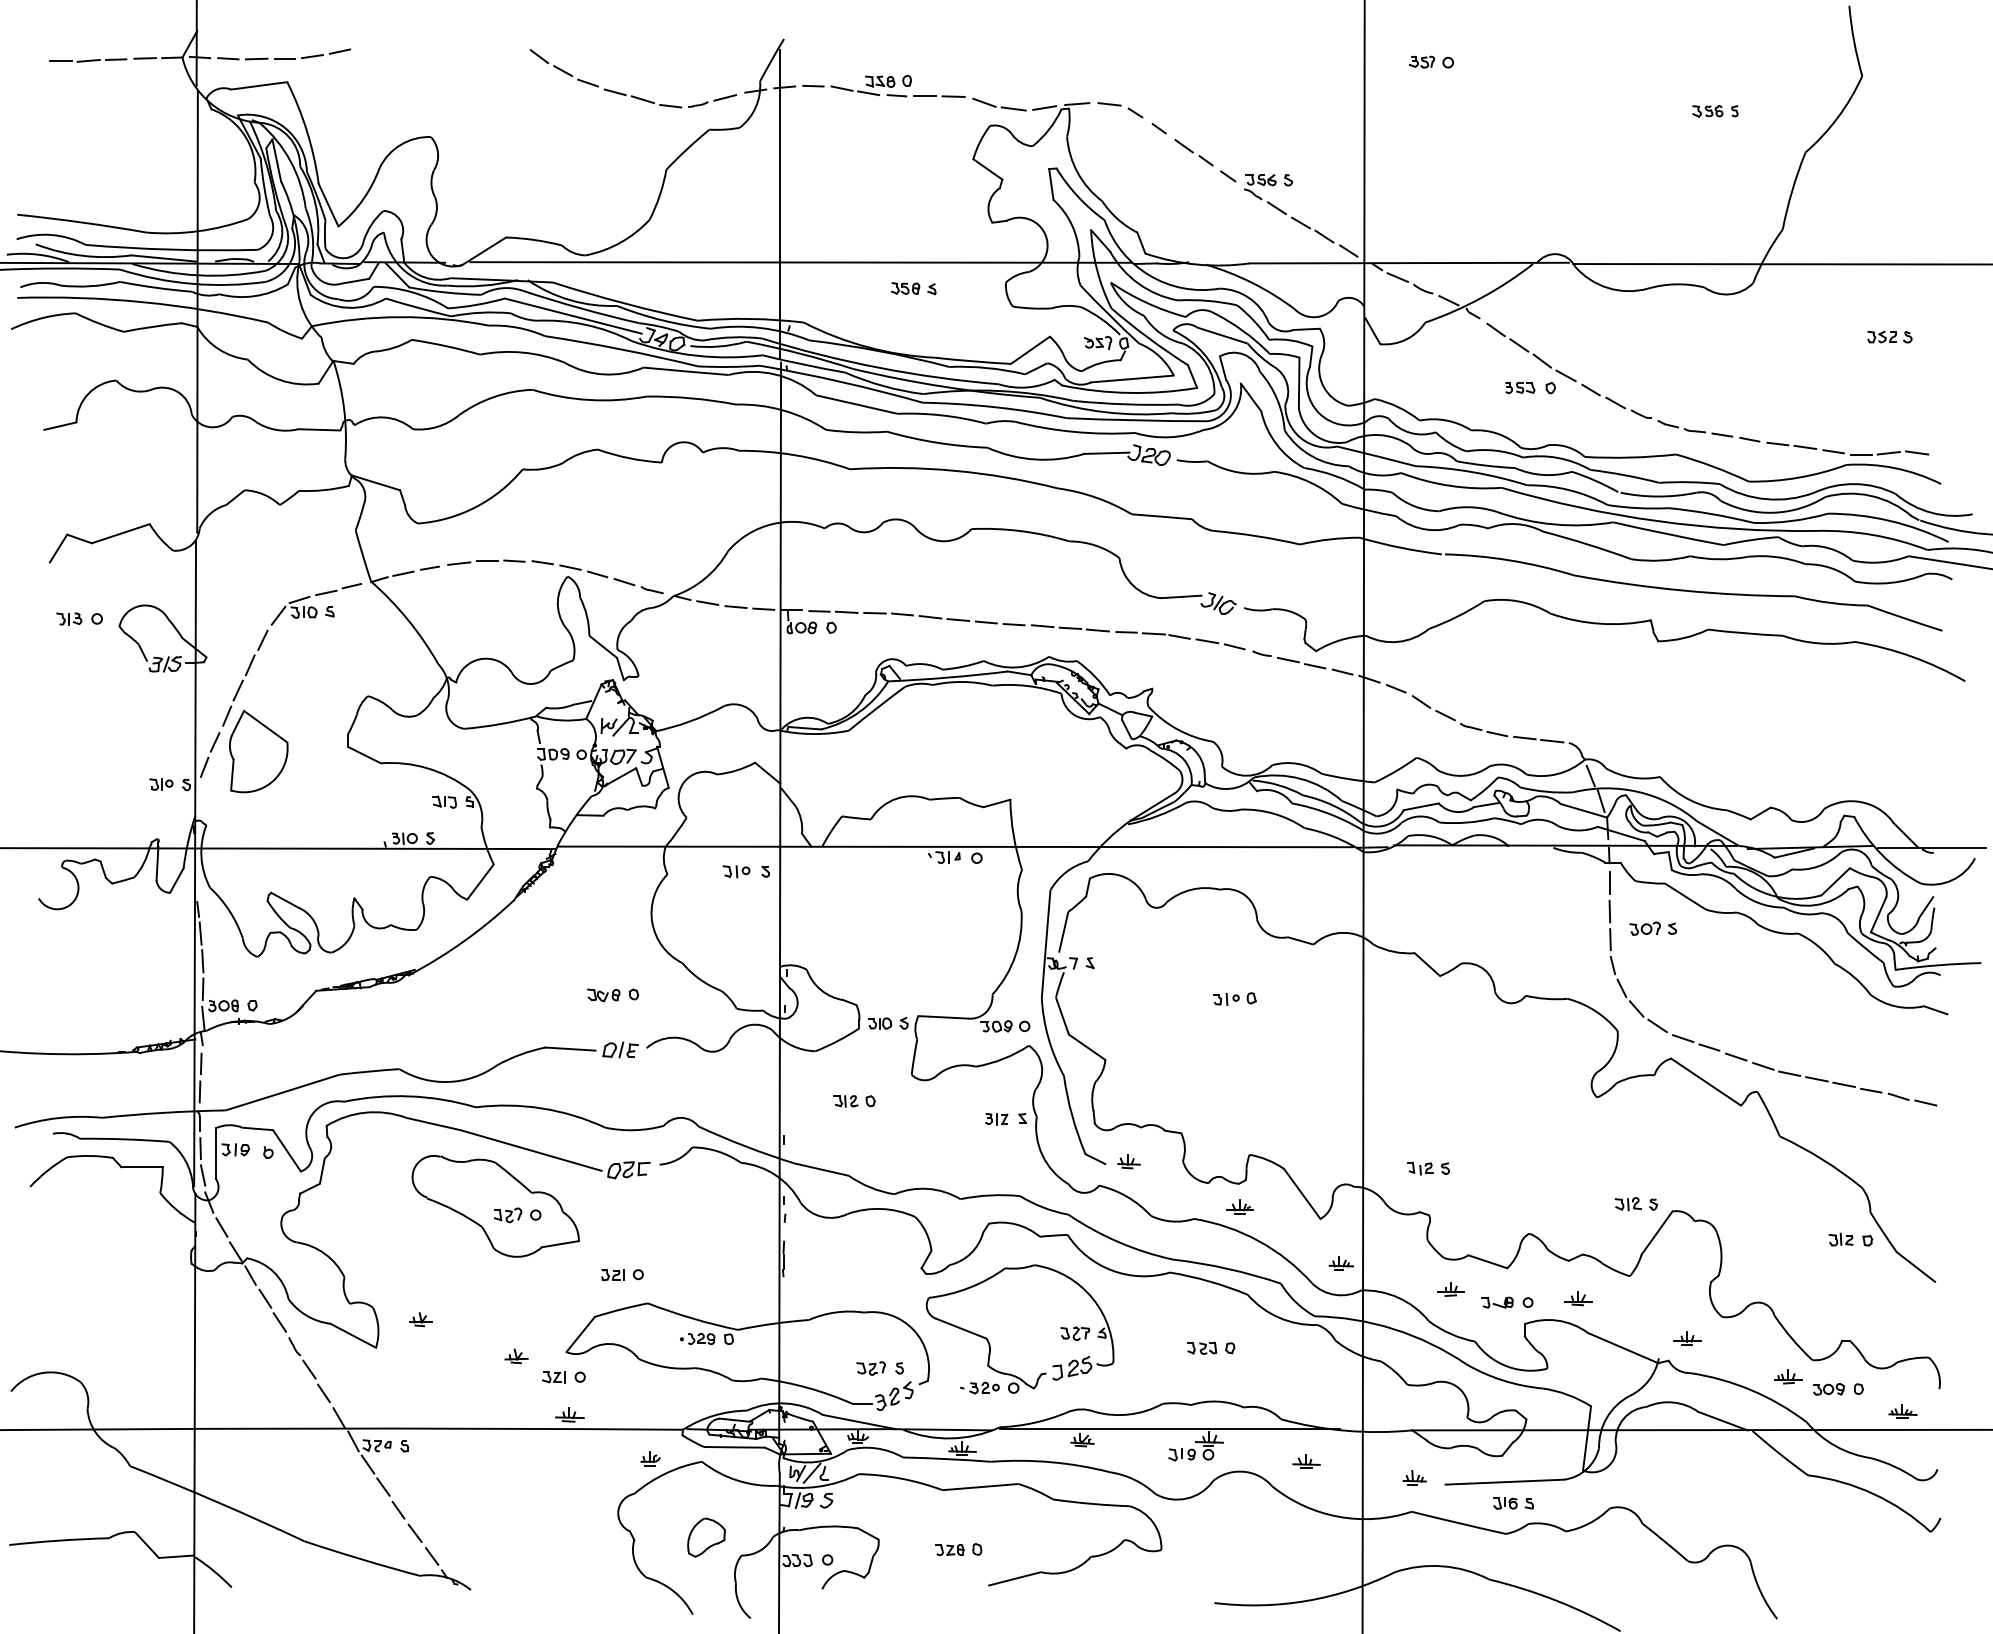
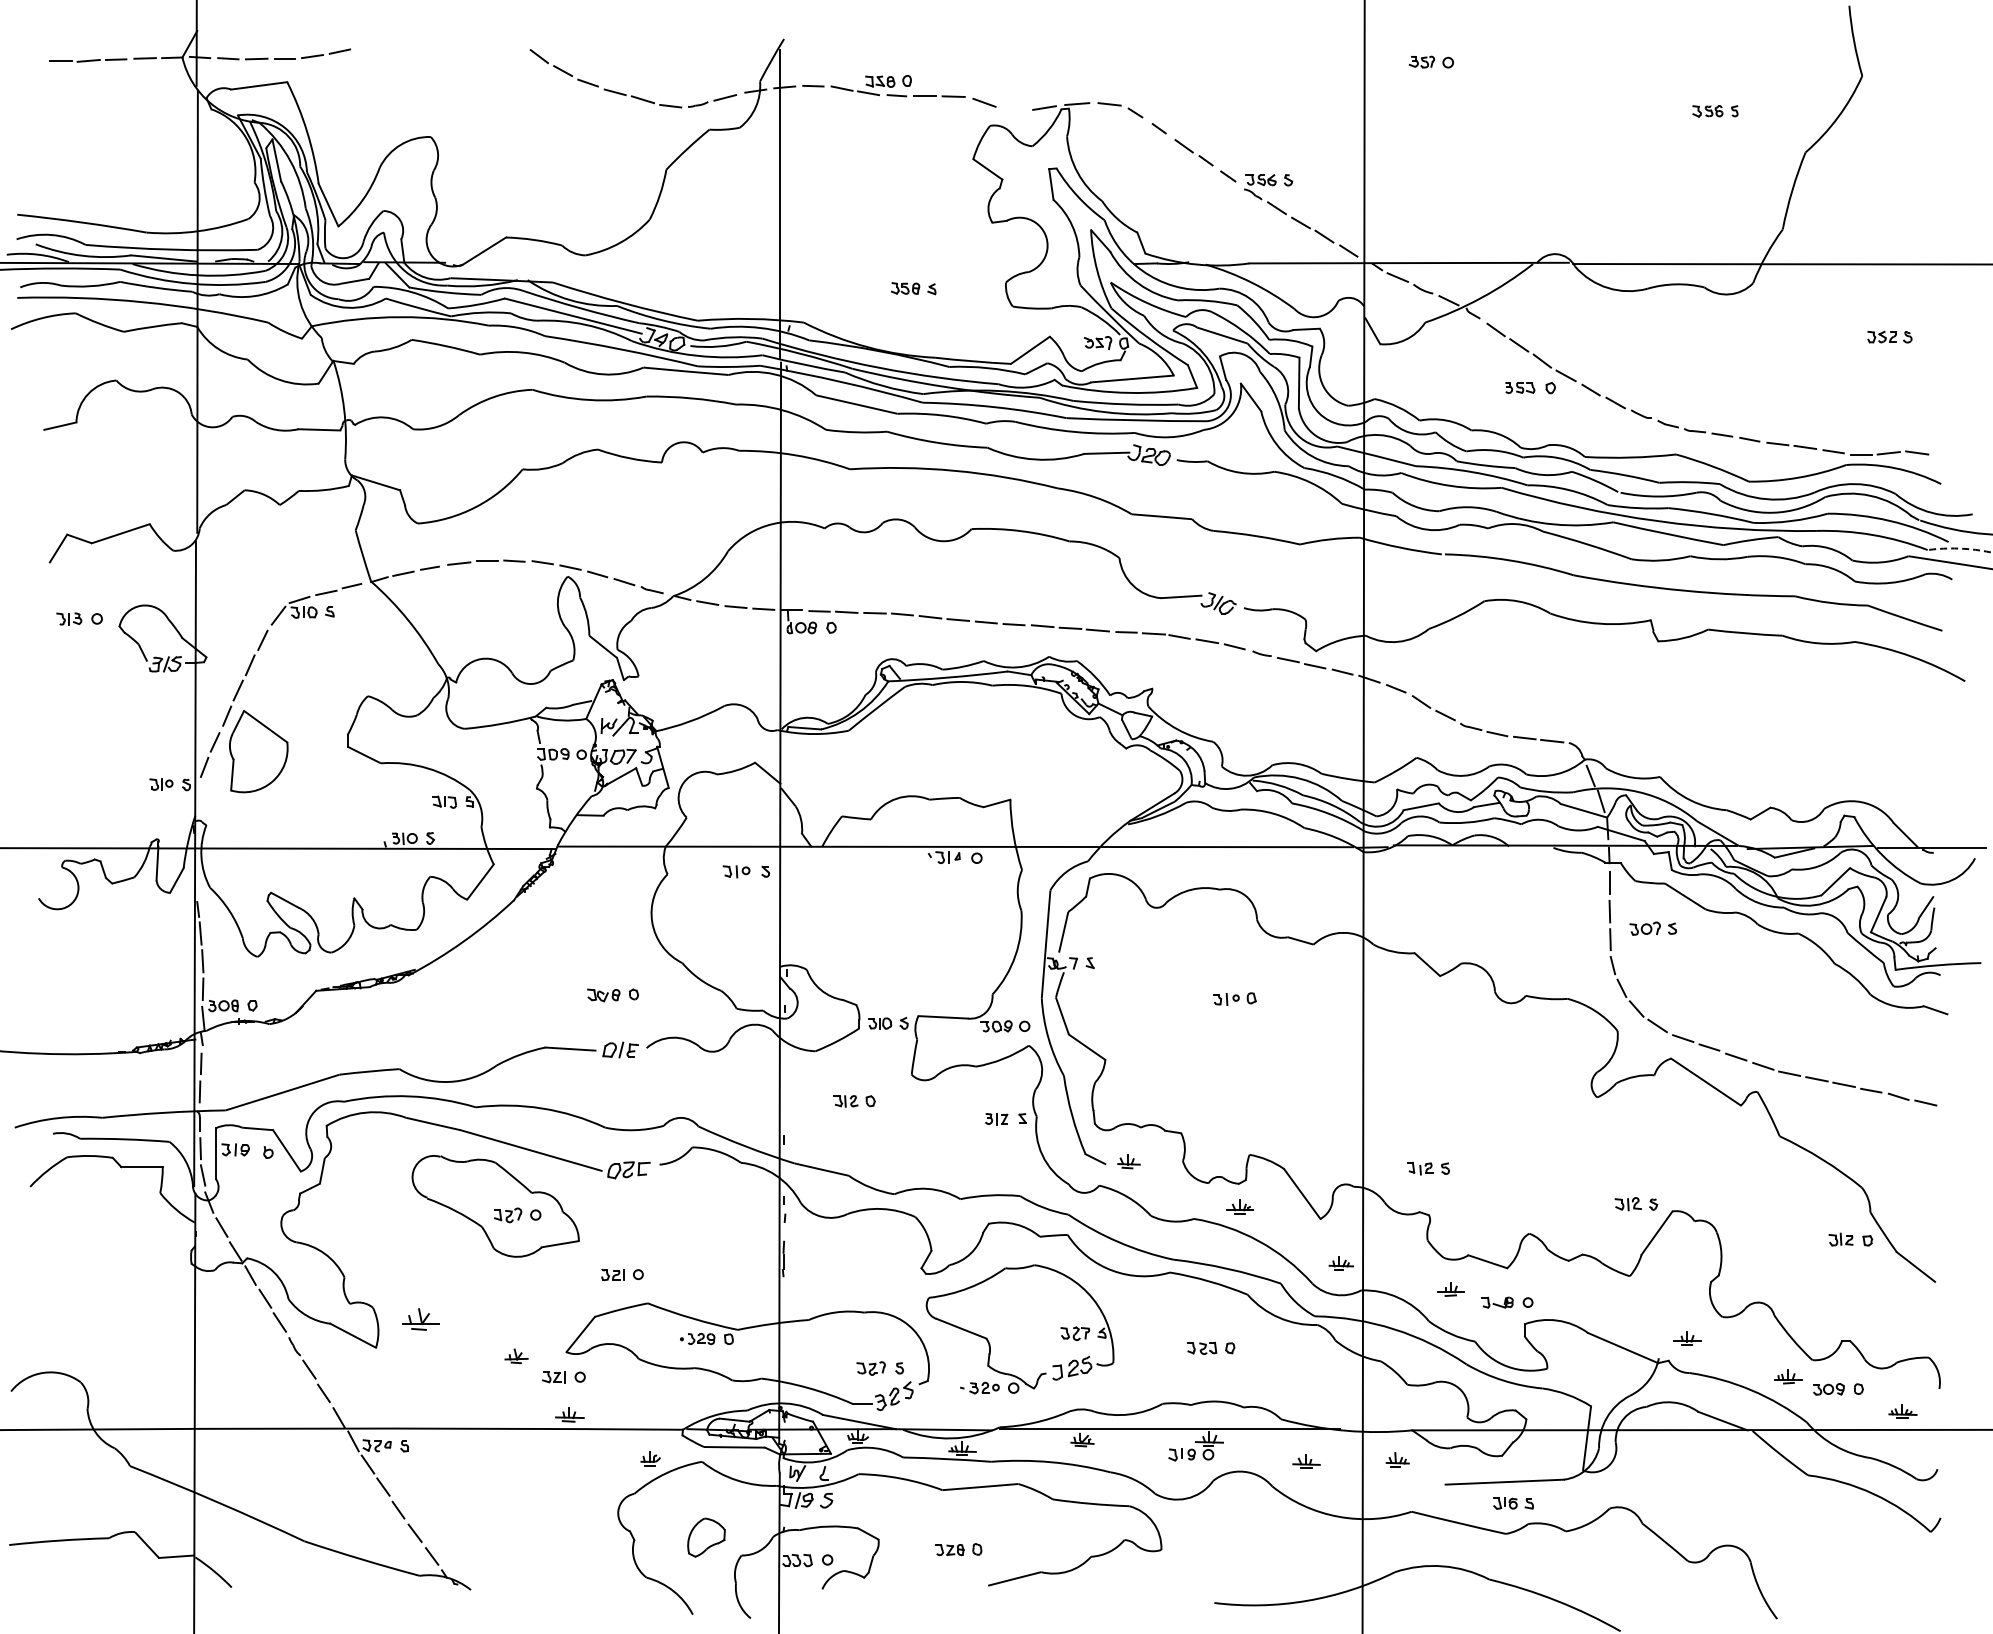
line: present -> none (1013, 108)
line: present -> none (800, 262)
arc: solid -> dashed (1959, 548)
part: present -> none (1578, 1298)
part size: 24x16 px -> 38x23 px (420, 1319)
line: present -> none (811, 1472)
part position: (1414, 1477) -> (1397, 1459) (1397, 1459)
